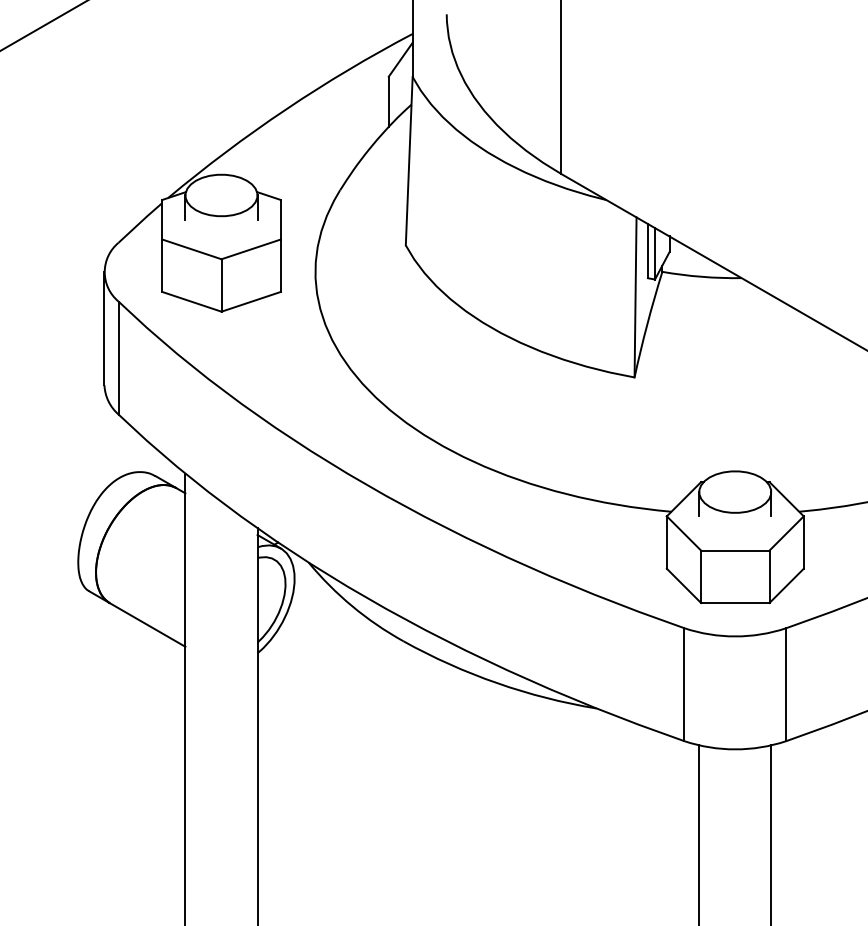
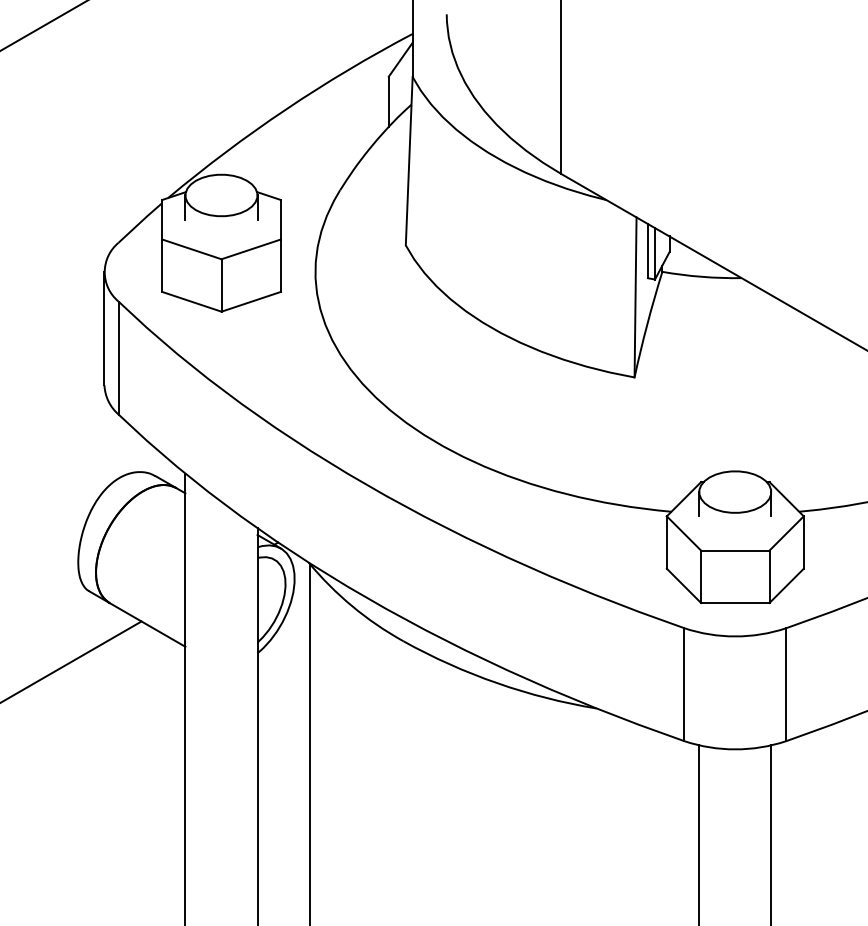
line: none -> present (71, 661)
line: none -> present (310, 743)
